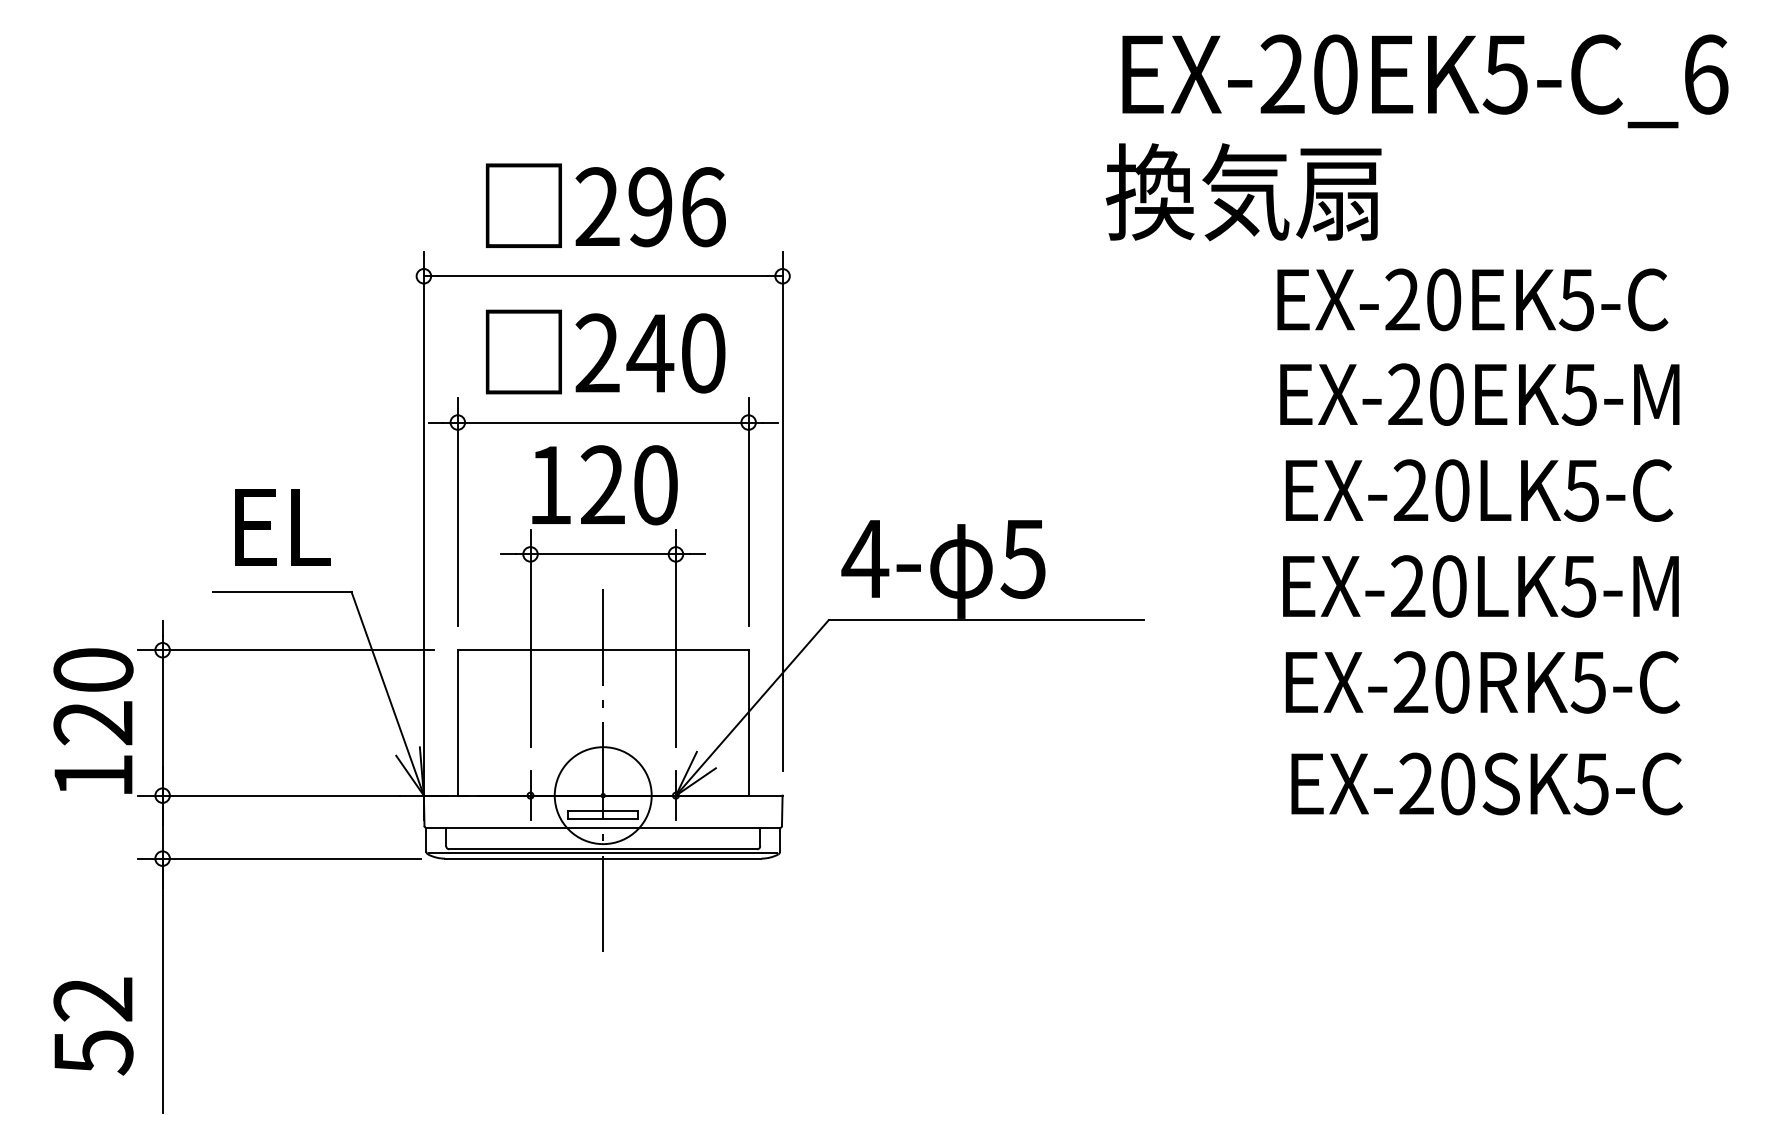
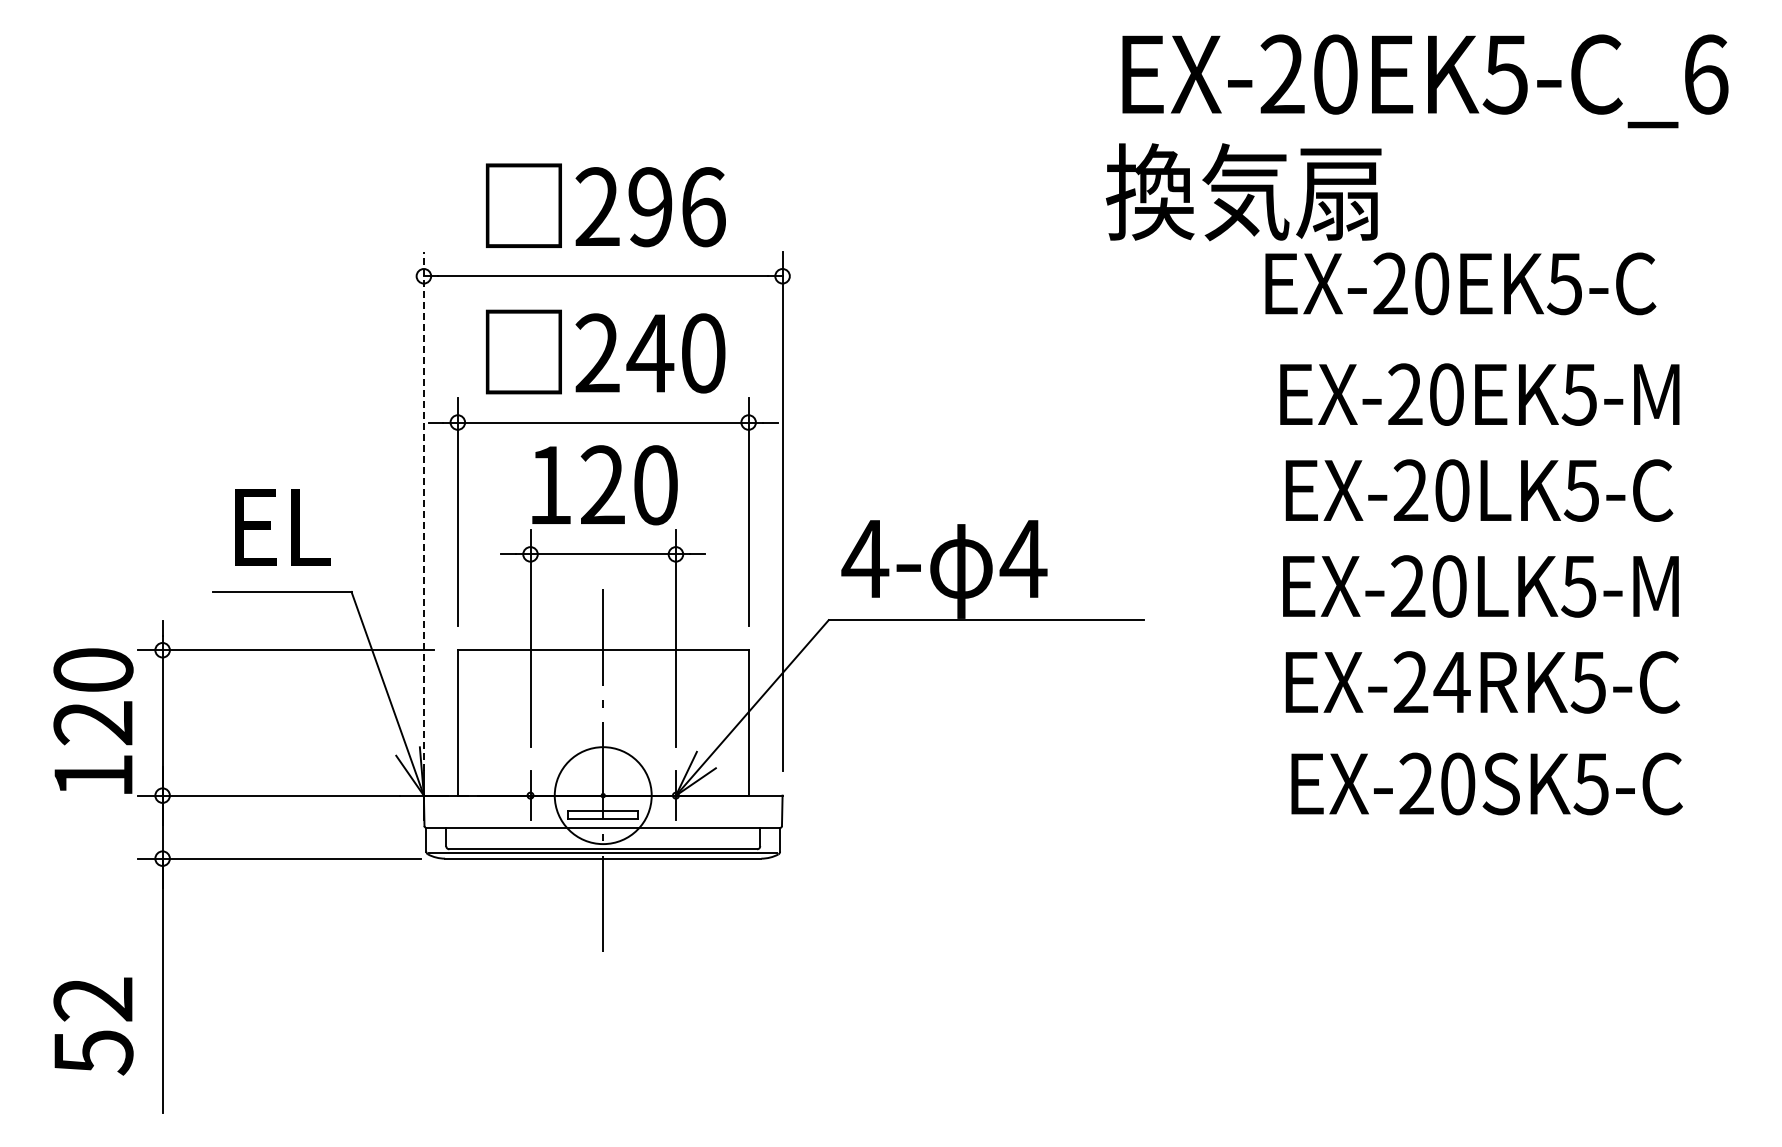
text position: (1472, 299) -> (1460, 283) (1460, 283)
line: solid -> dashed (423, 511)
text: 5 -> 4 (1023, 559)
text: EX-20RK5-C -> EX-24RK5-C (1451, 682)
